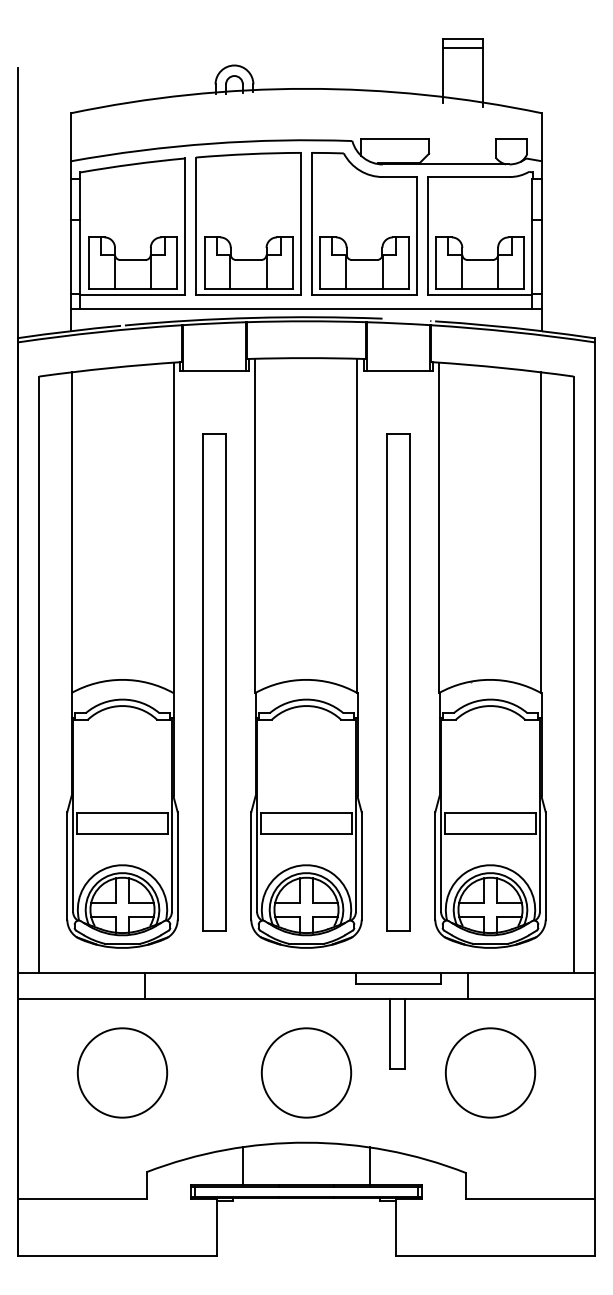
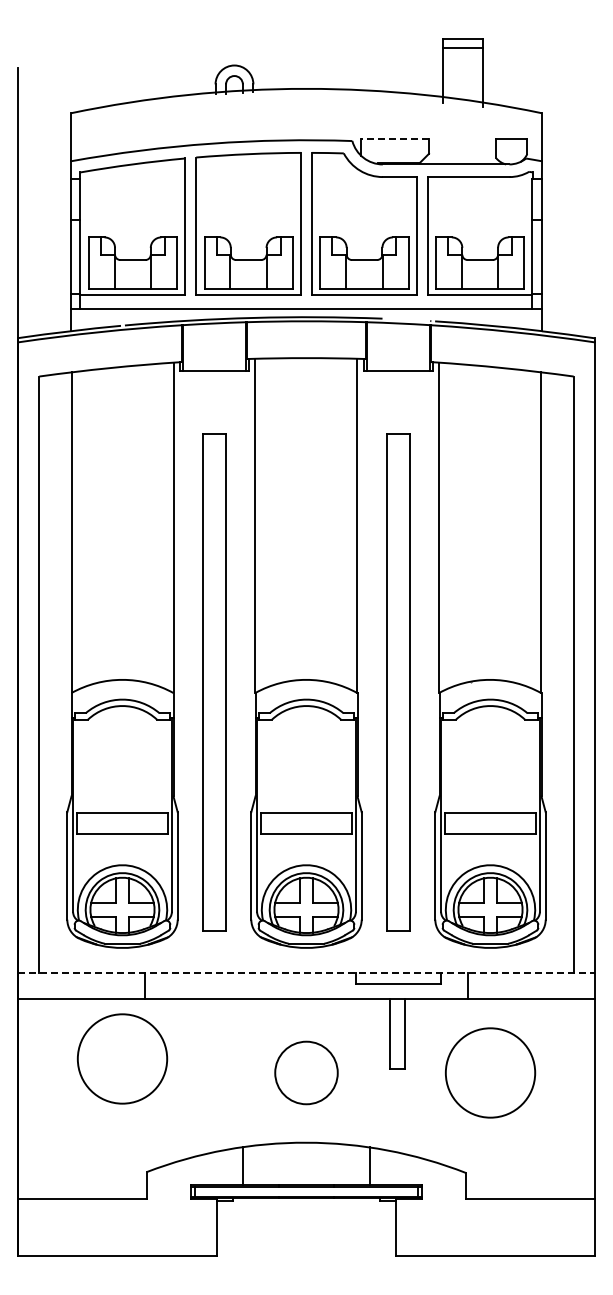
line: solid -> dashed (395, 139)
line: solid -> dashed (307, 973)
circle position: (122, 1072) -> (122, 1058) (122, 1058)
circle diameter: 89 px -> 63 px (306, 1072)
